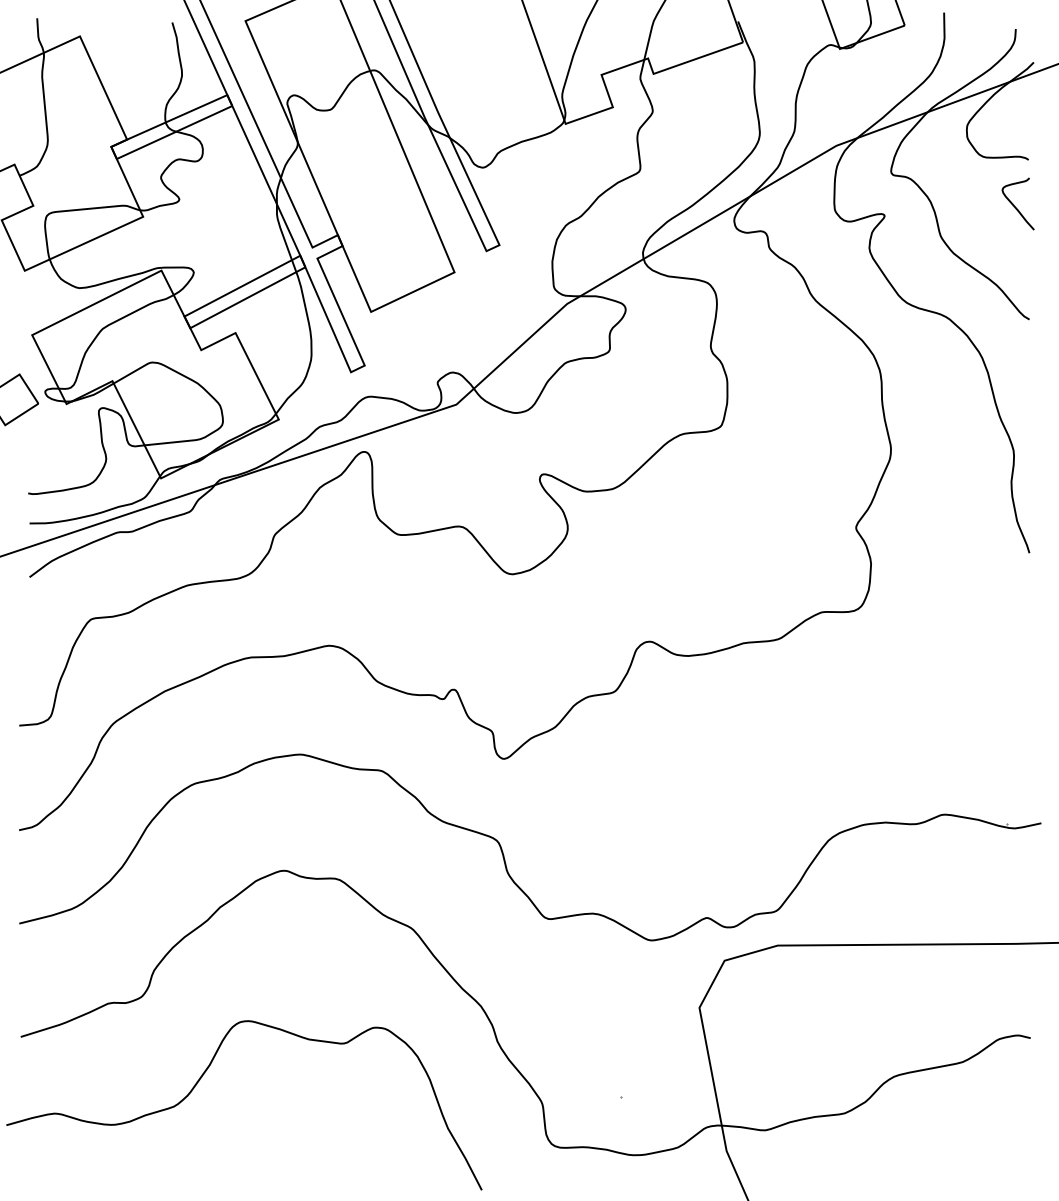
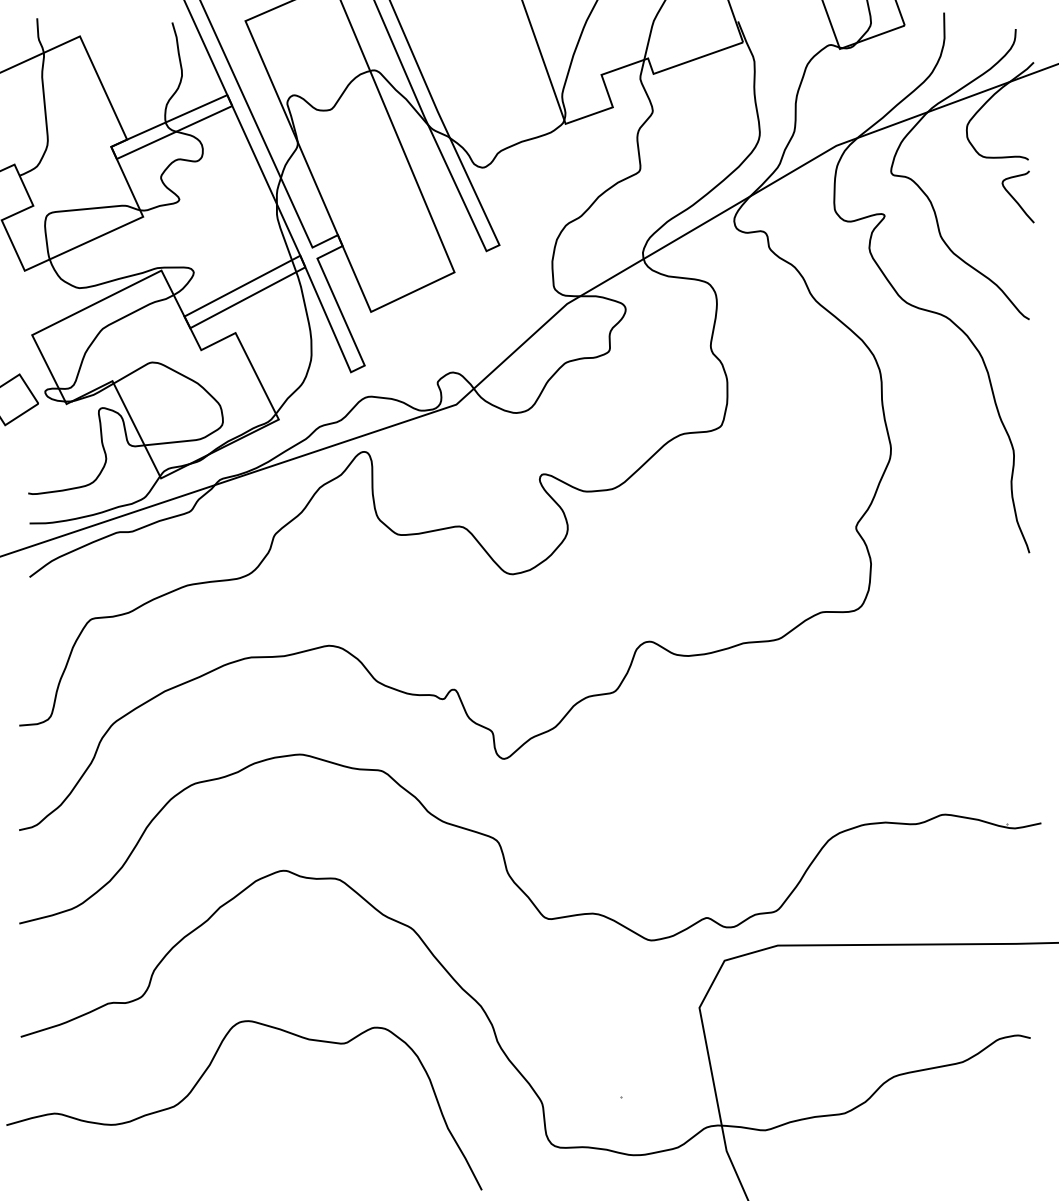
curve position: (1014, 205) -> (1014, 198) (1014, 198)
